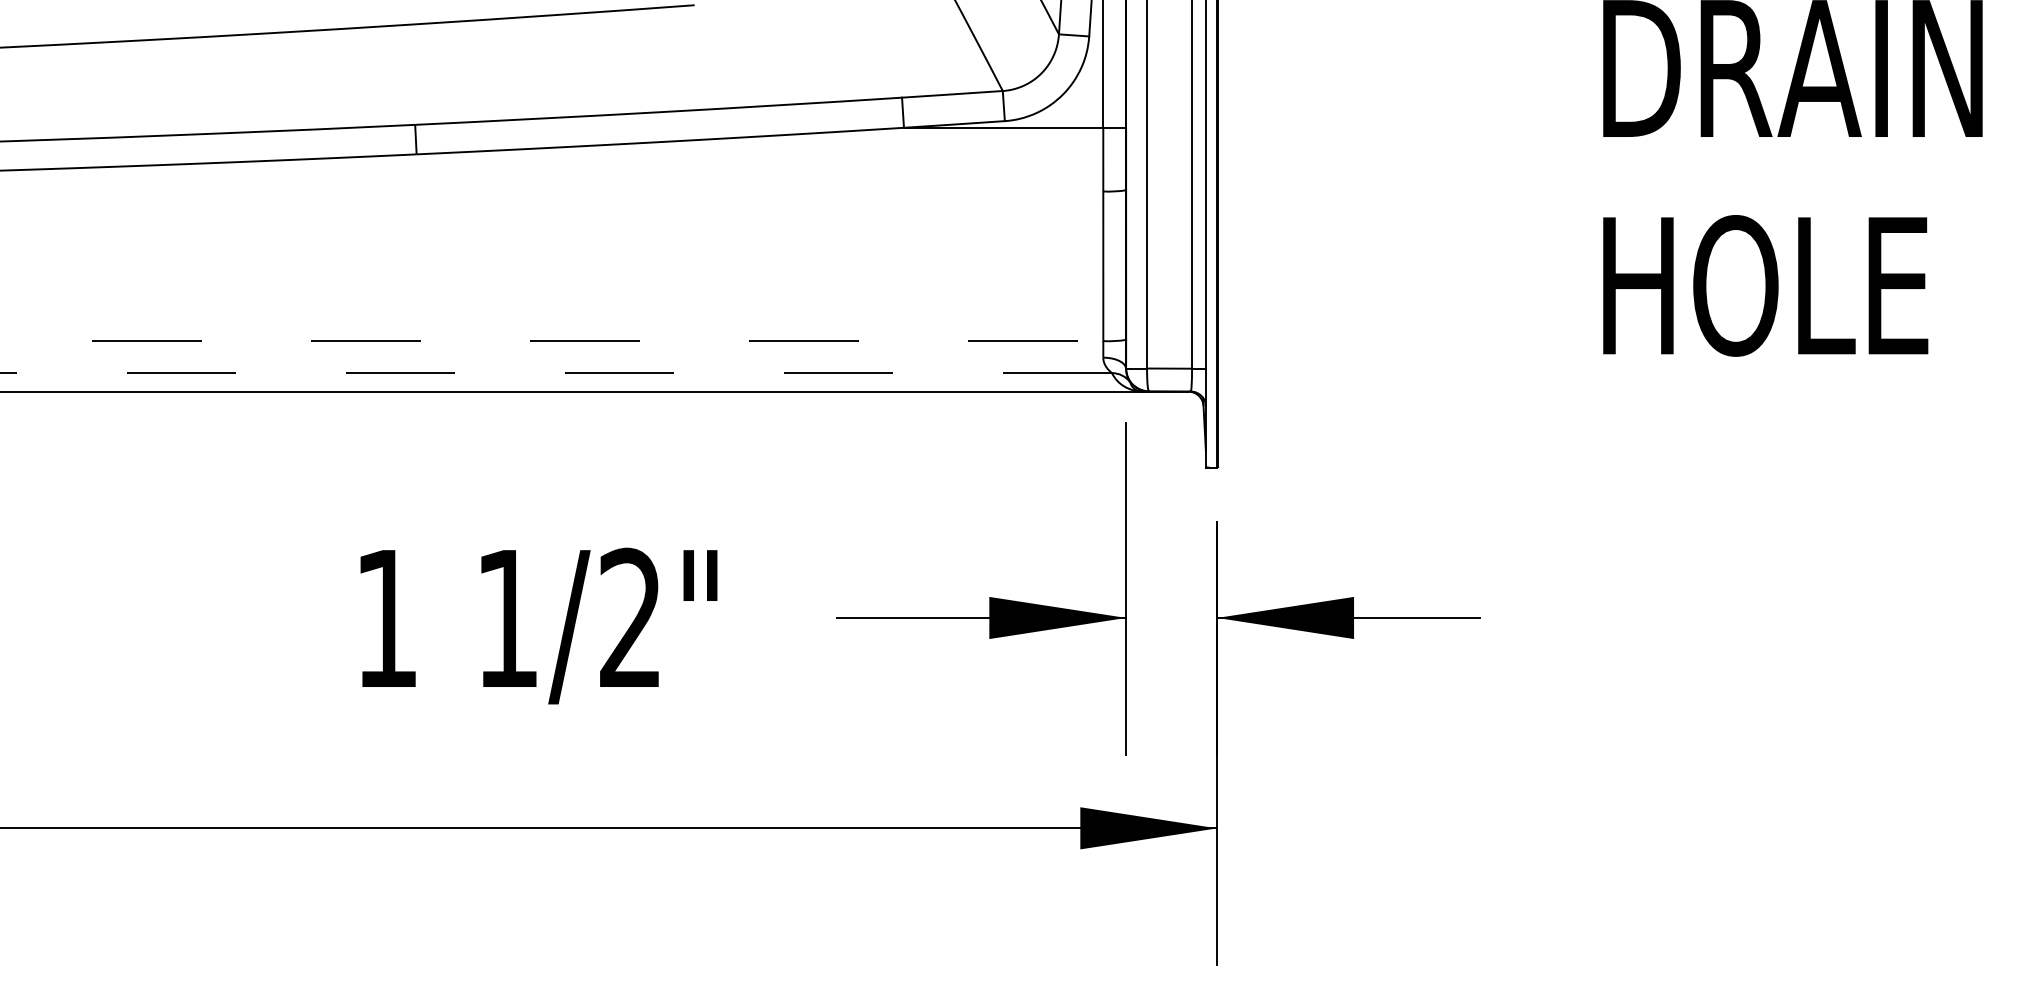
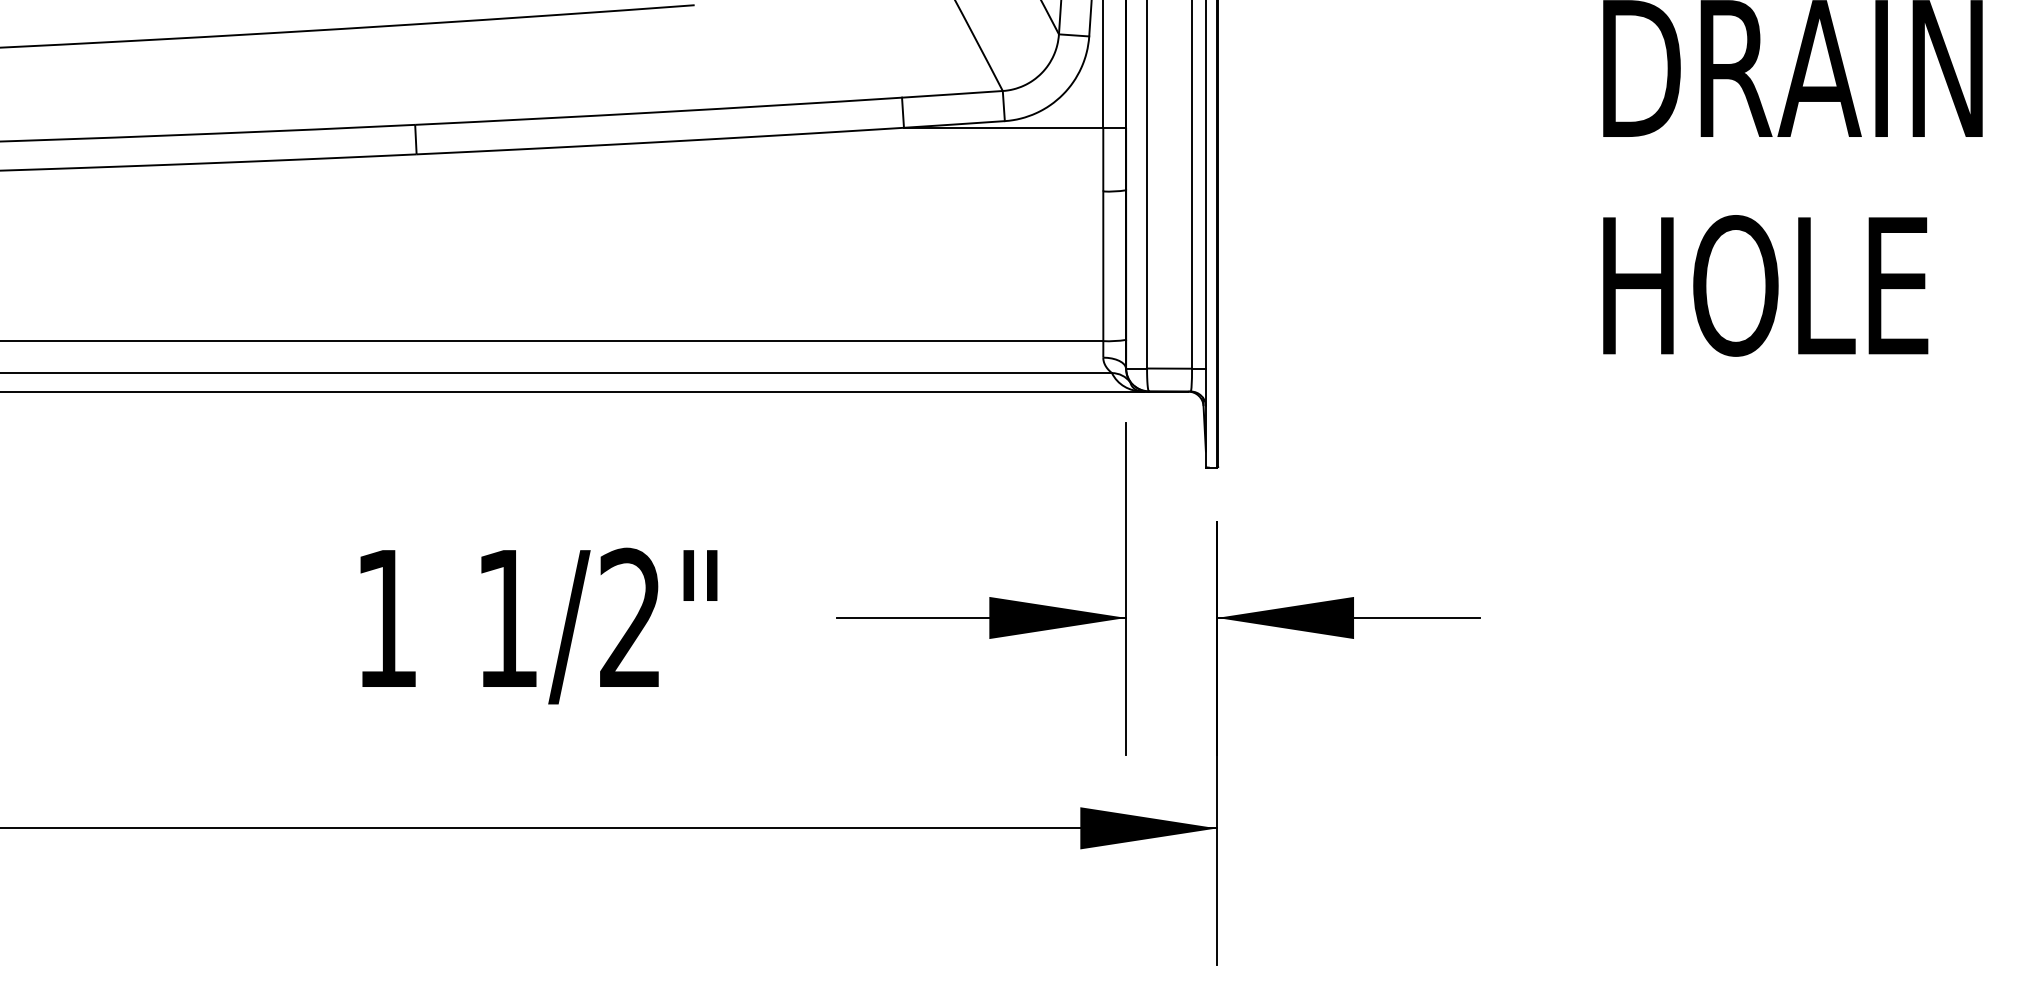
line: dashed -> solid (552, 341)
line: dashed -> solid (556, 373)
